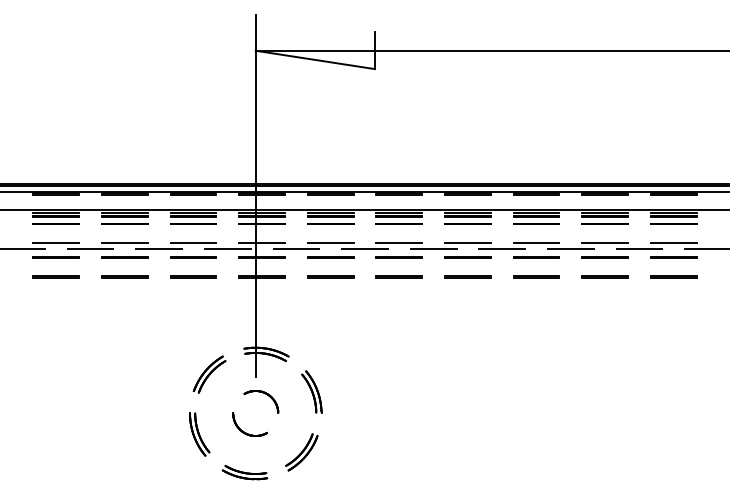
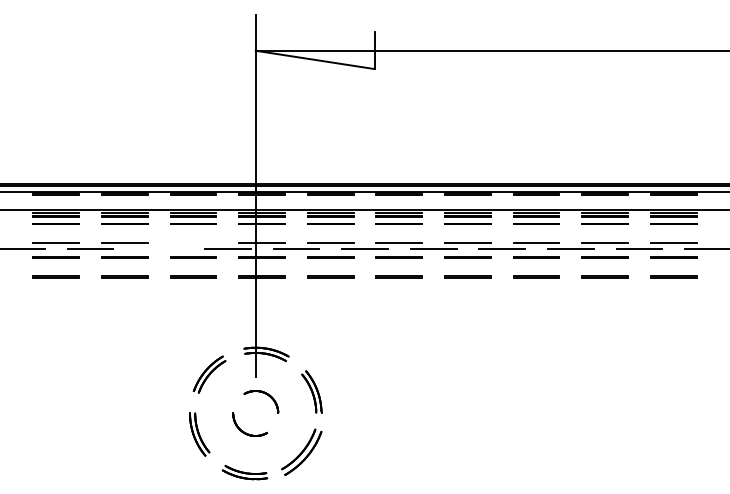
line: present -> none (193, 243)
line: present -> none (159, 248)
part size: 34x39 px -> 42x48 px (301, 451)
